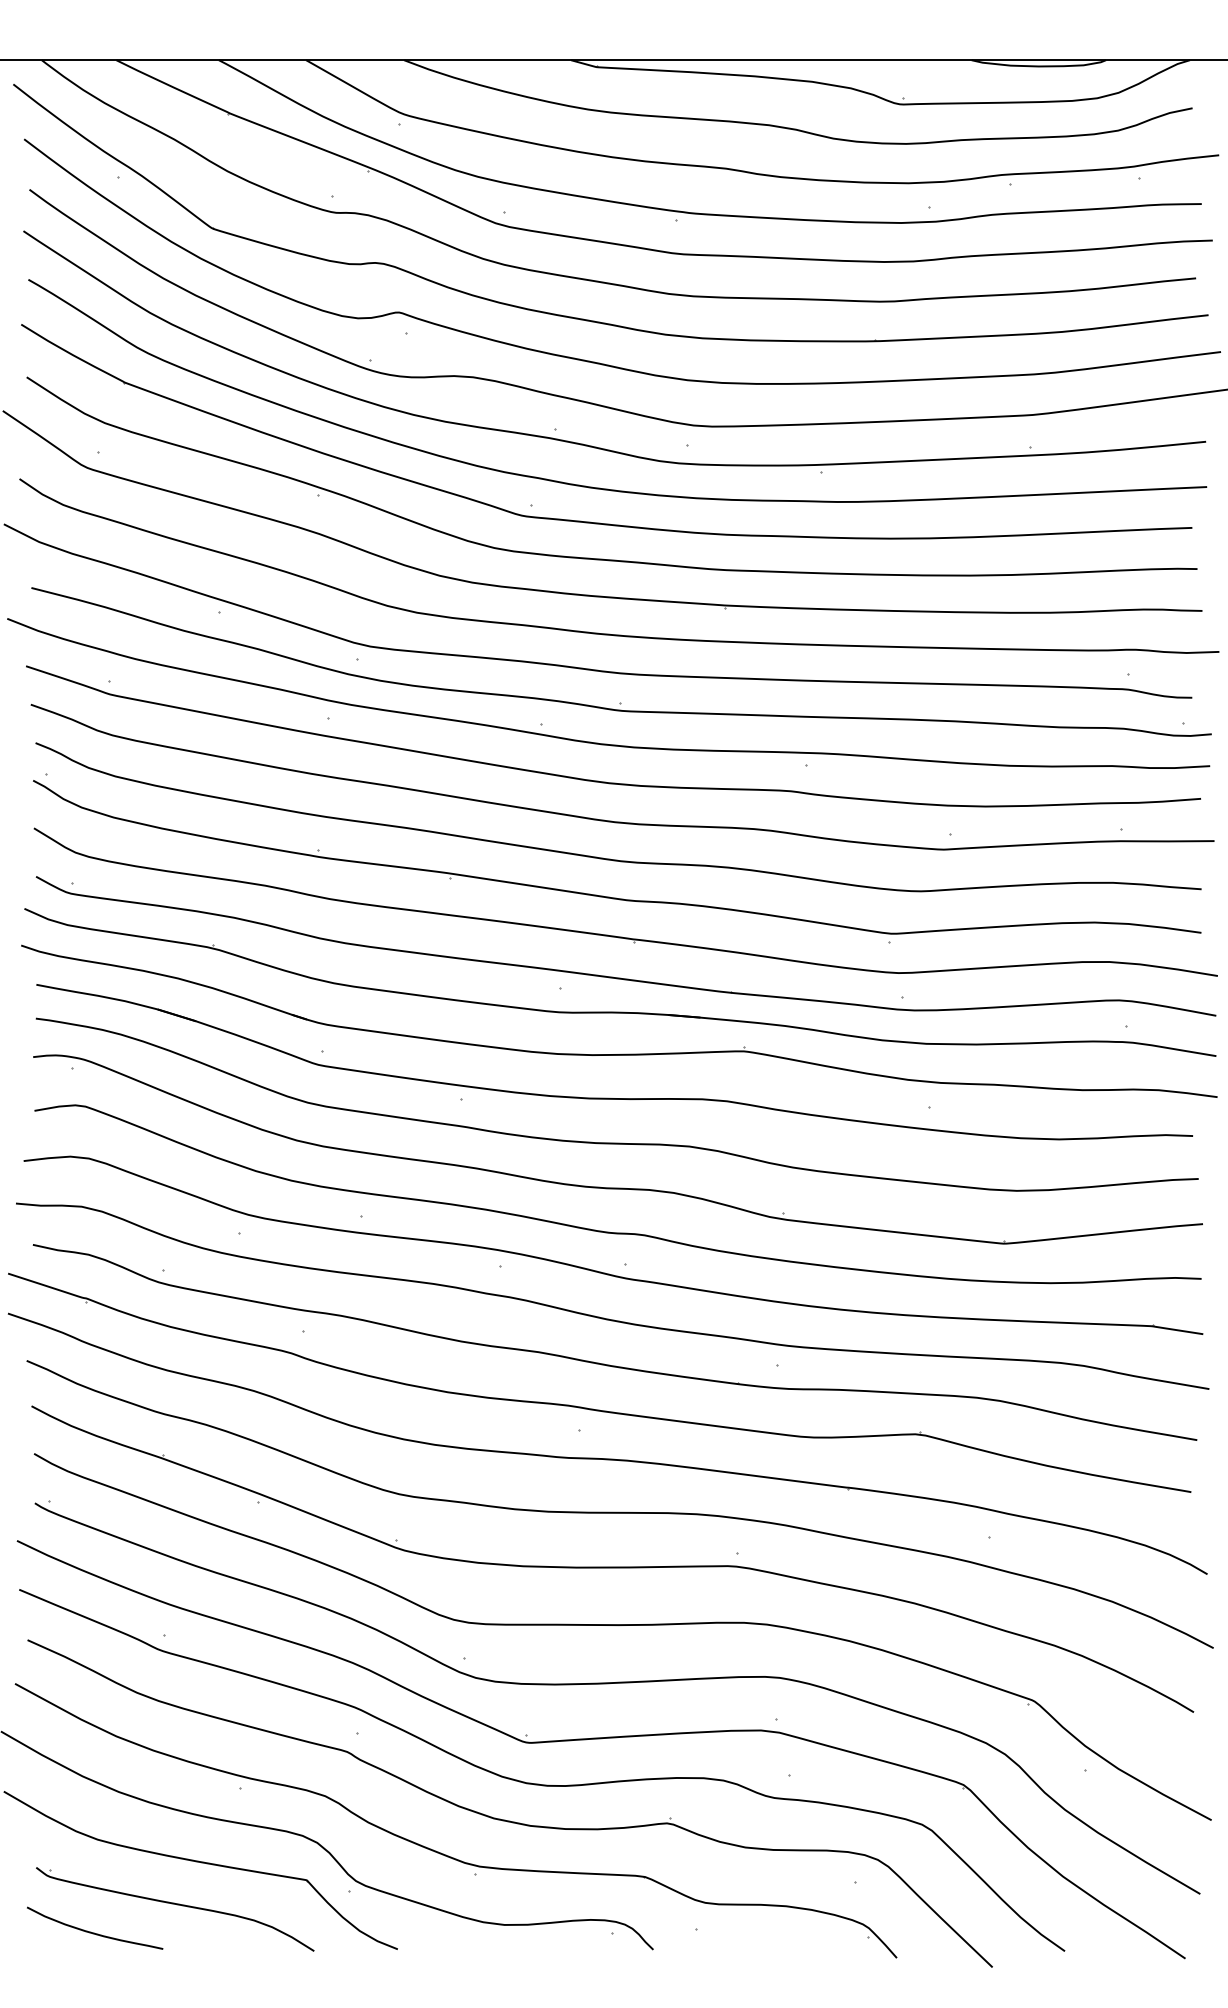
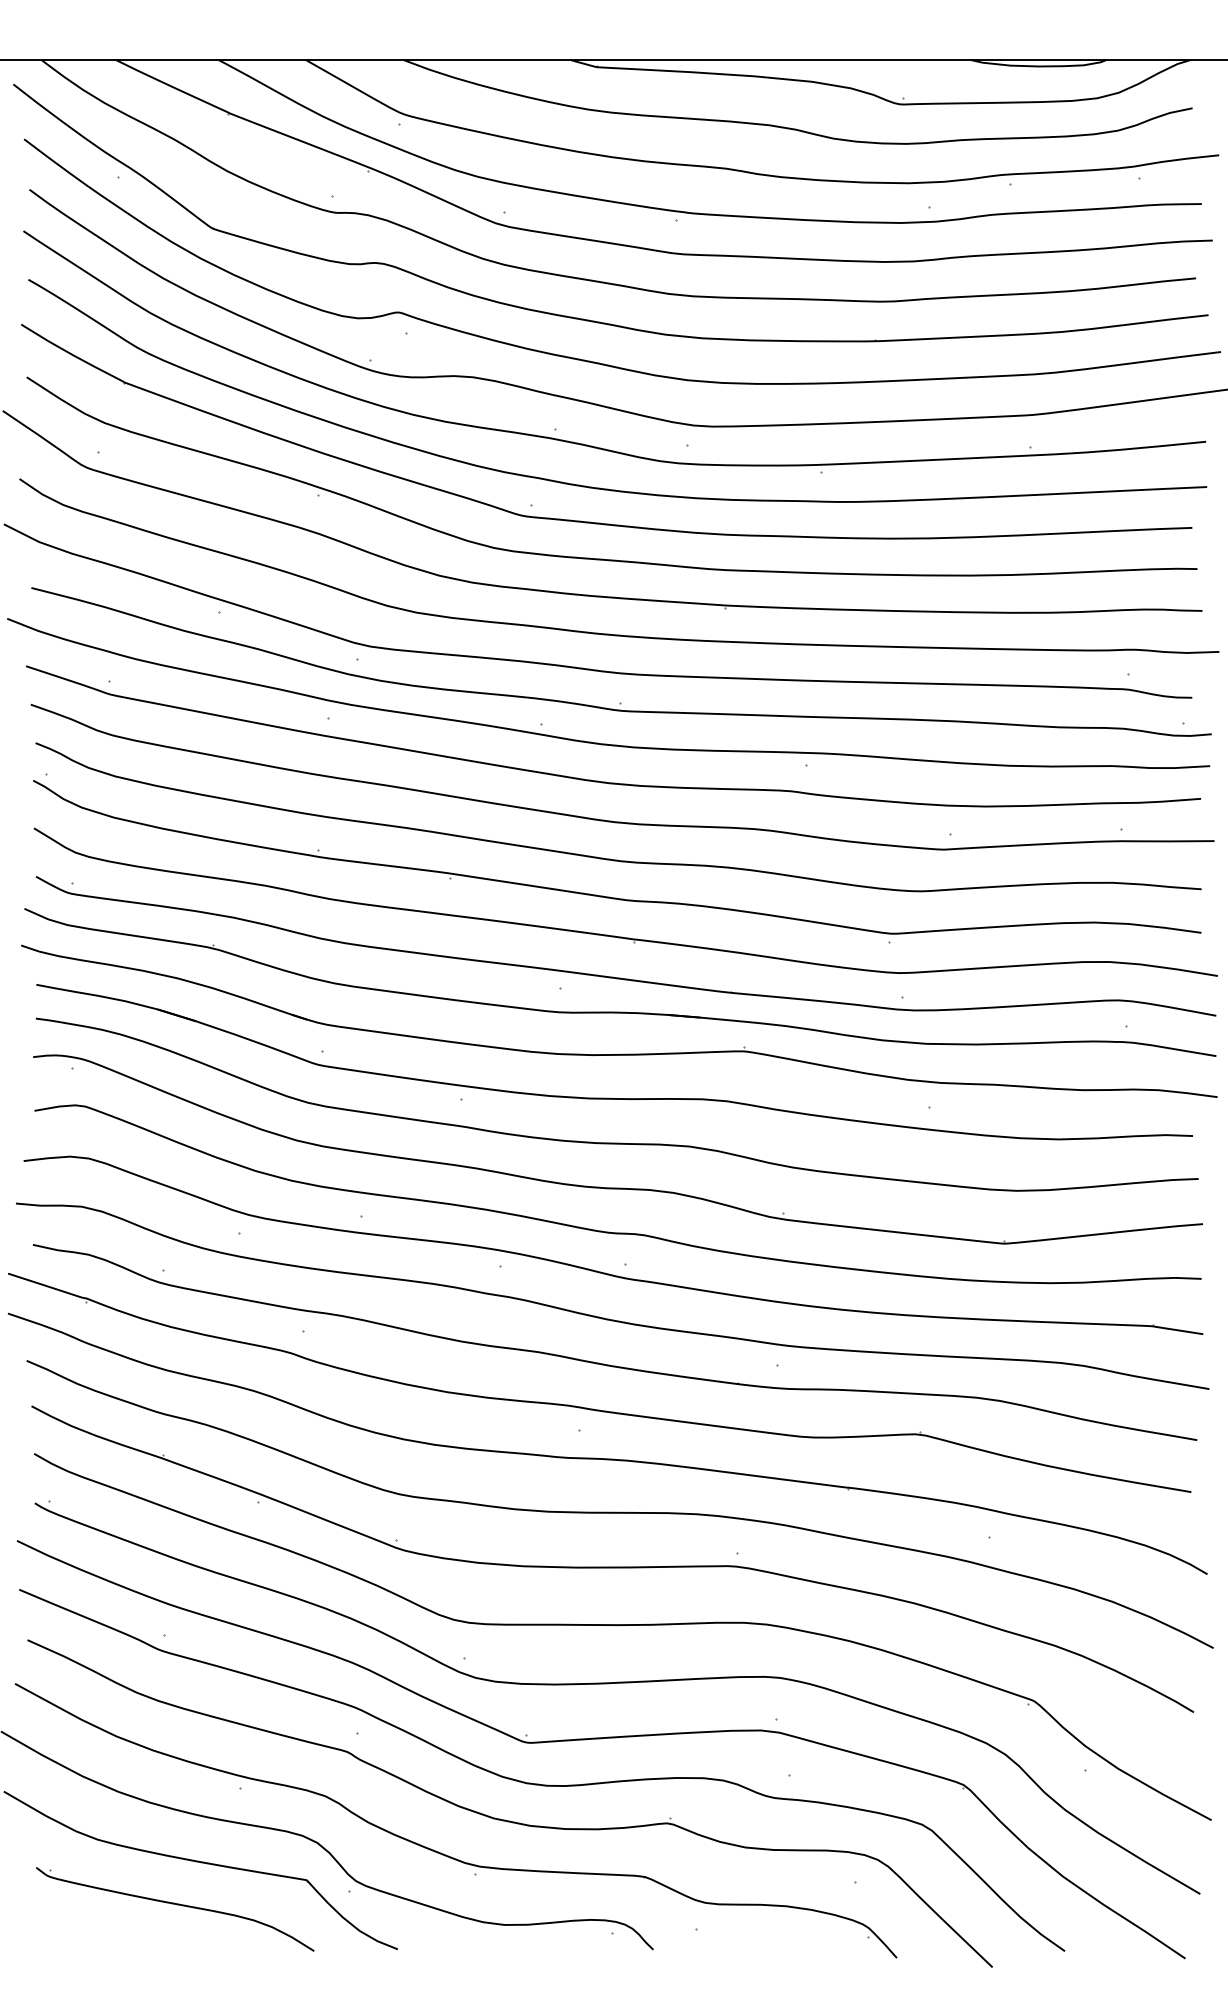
curve: present -> none (94, 1932)
